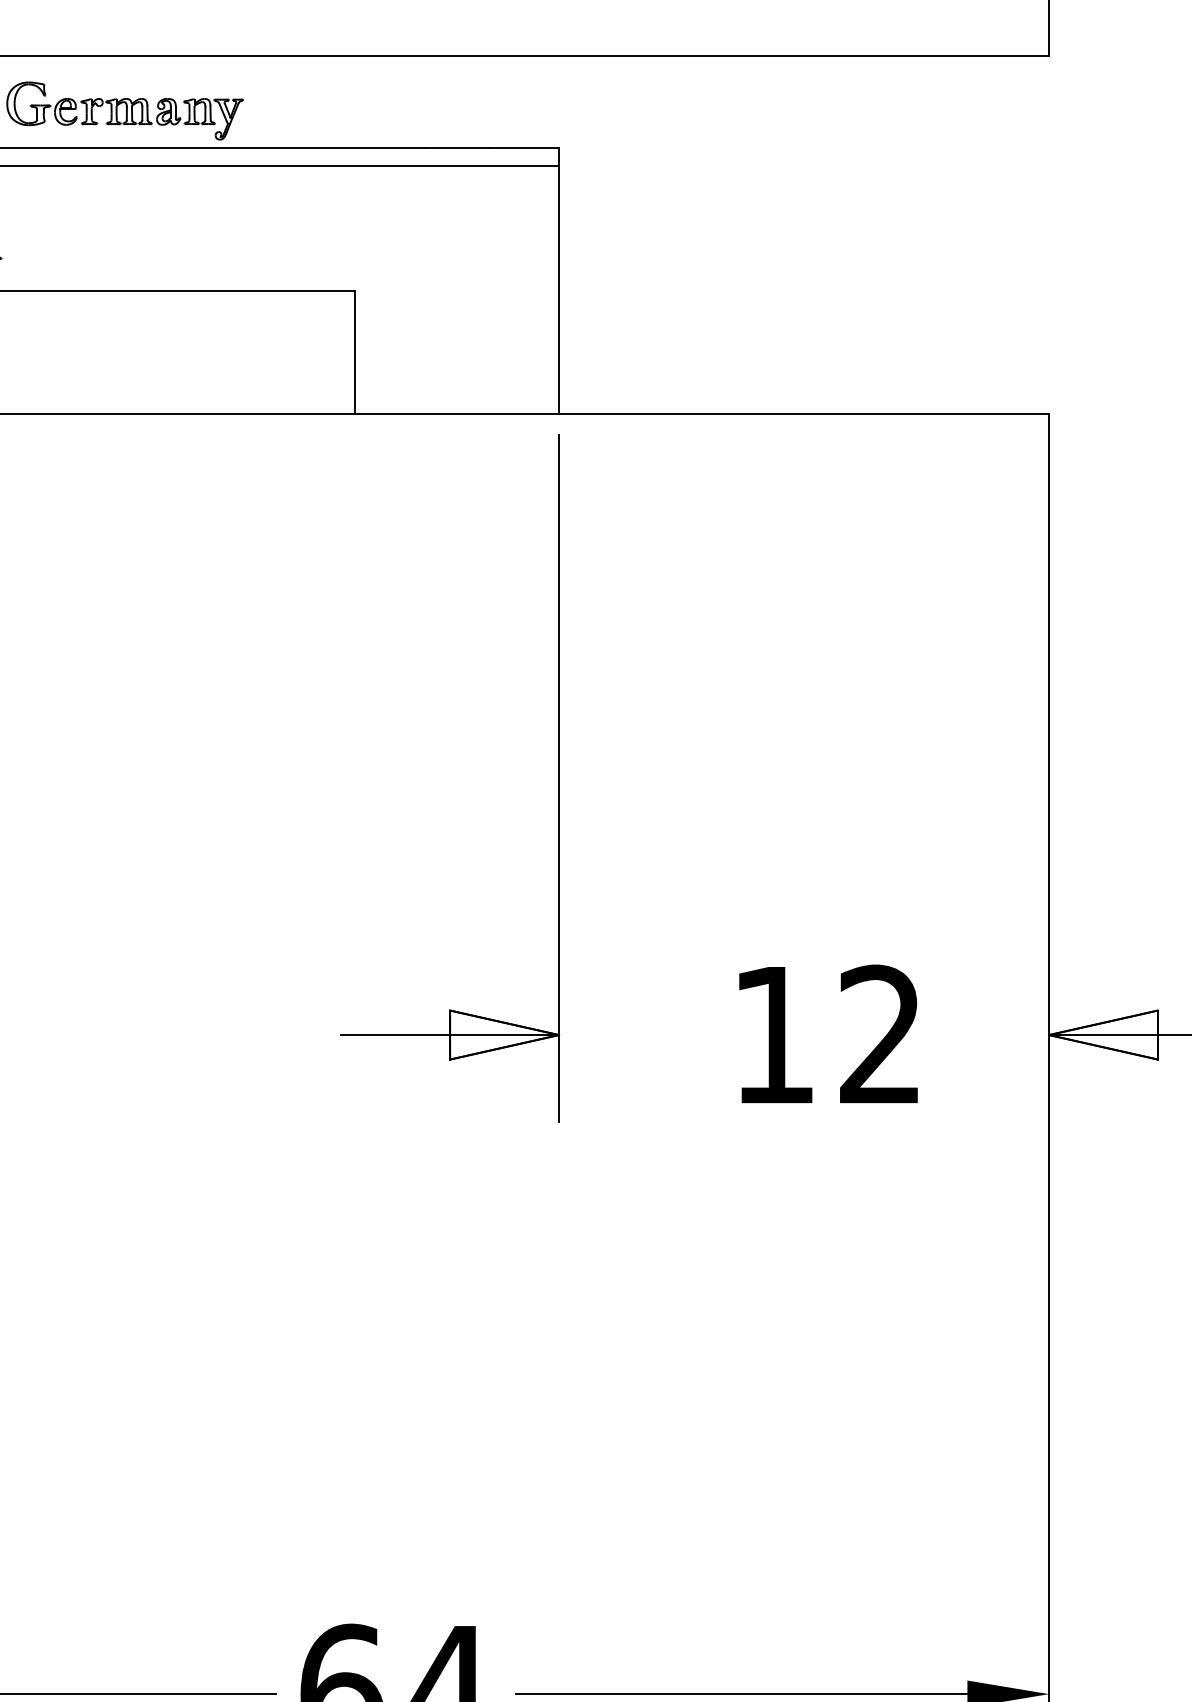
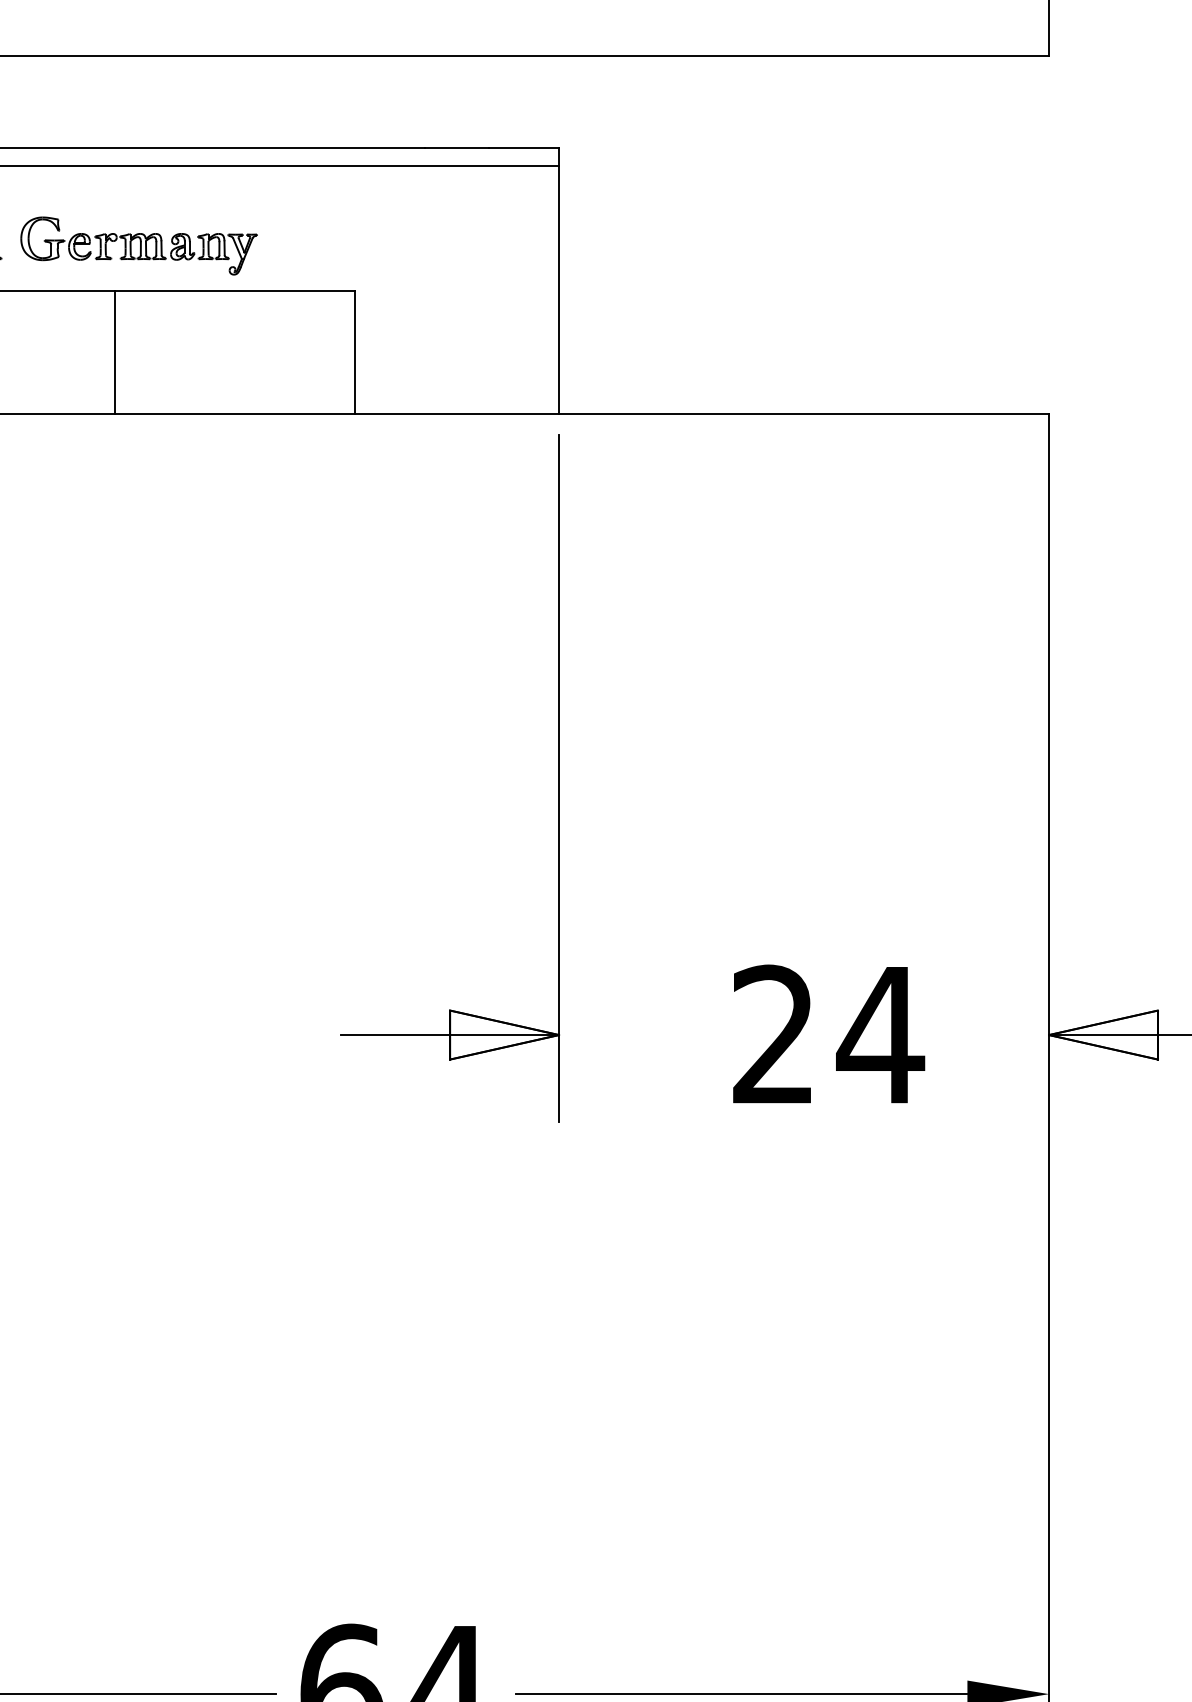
part position: (124, 110) -> (138, 245) (138, 245)
line: none -> present (114, 352)
text: 12 -> 24 (829, 1033)
